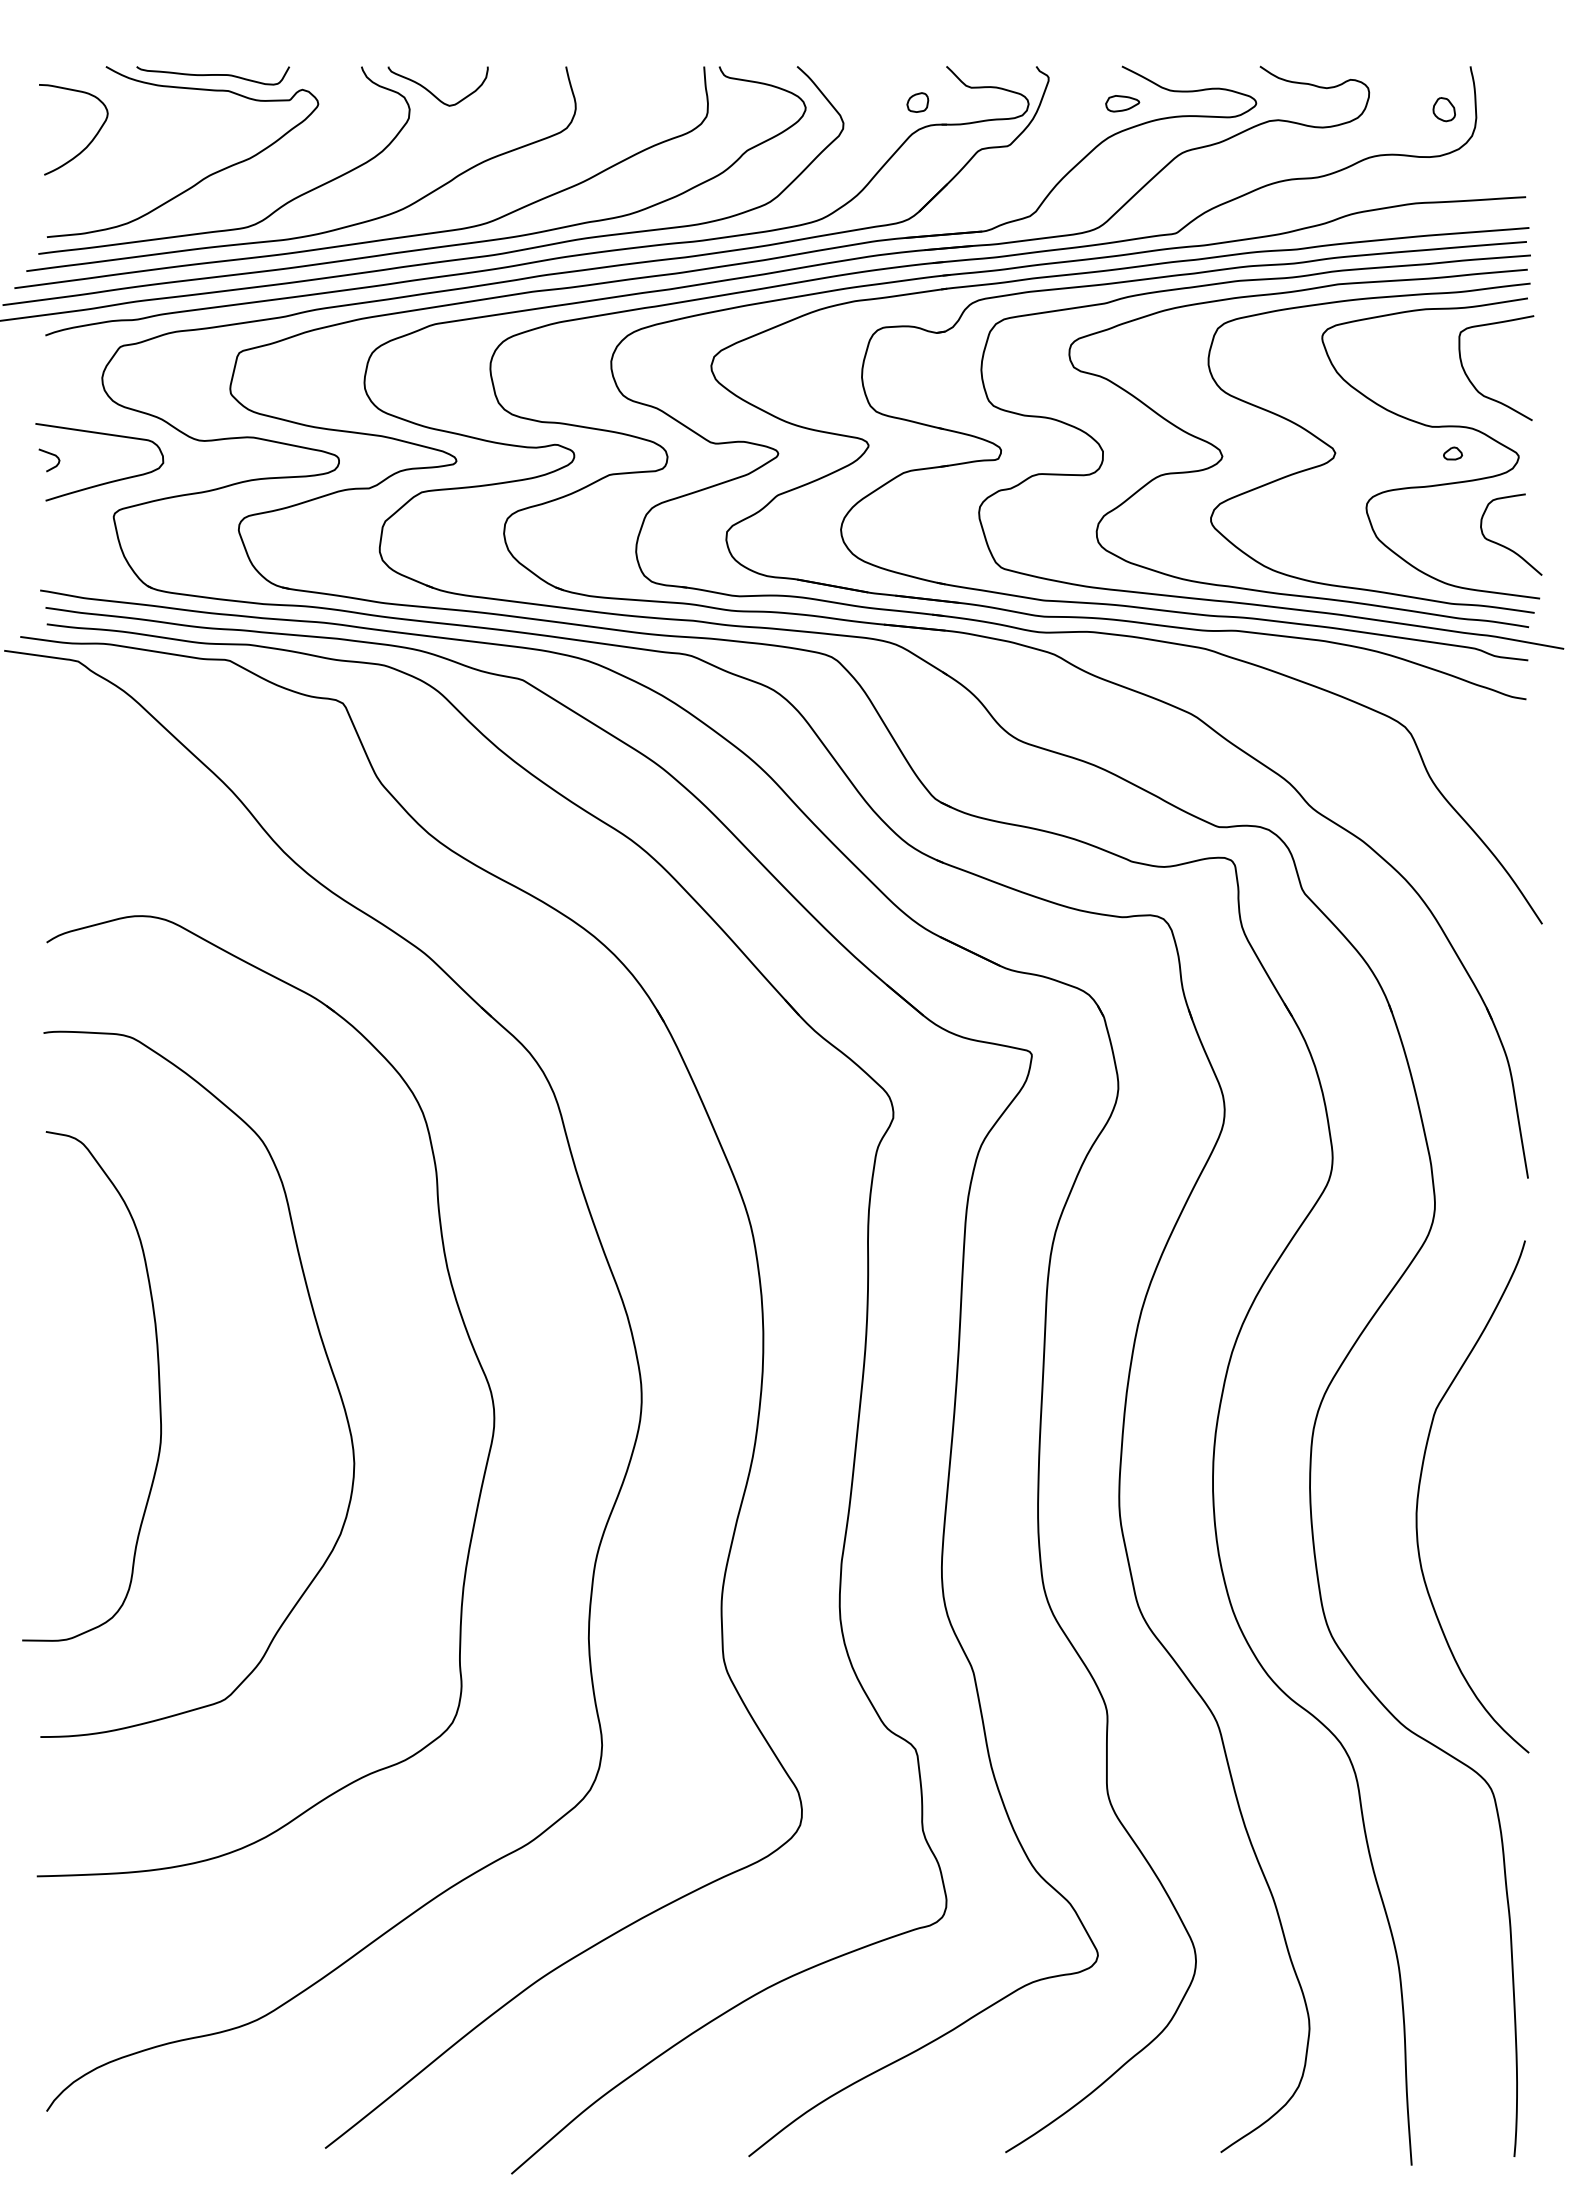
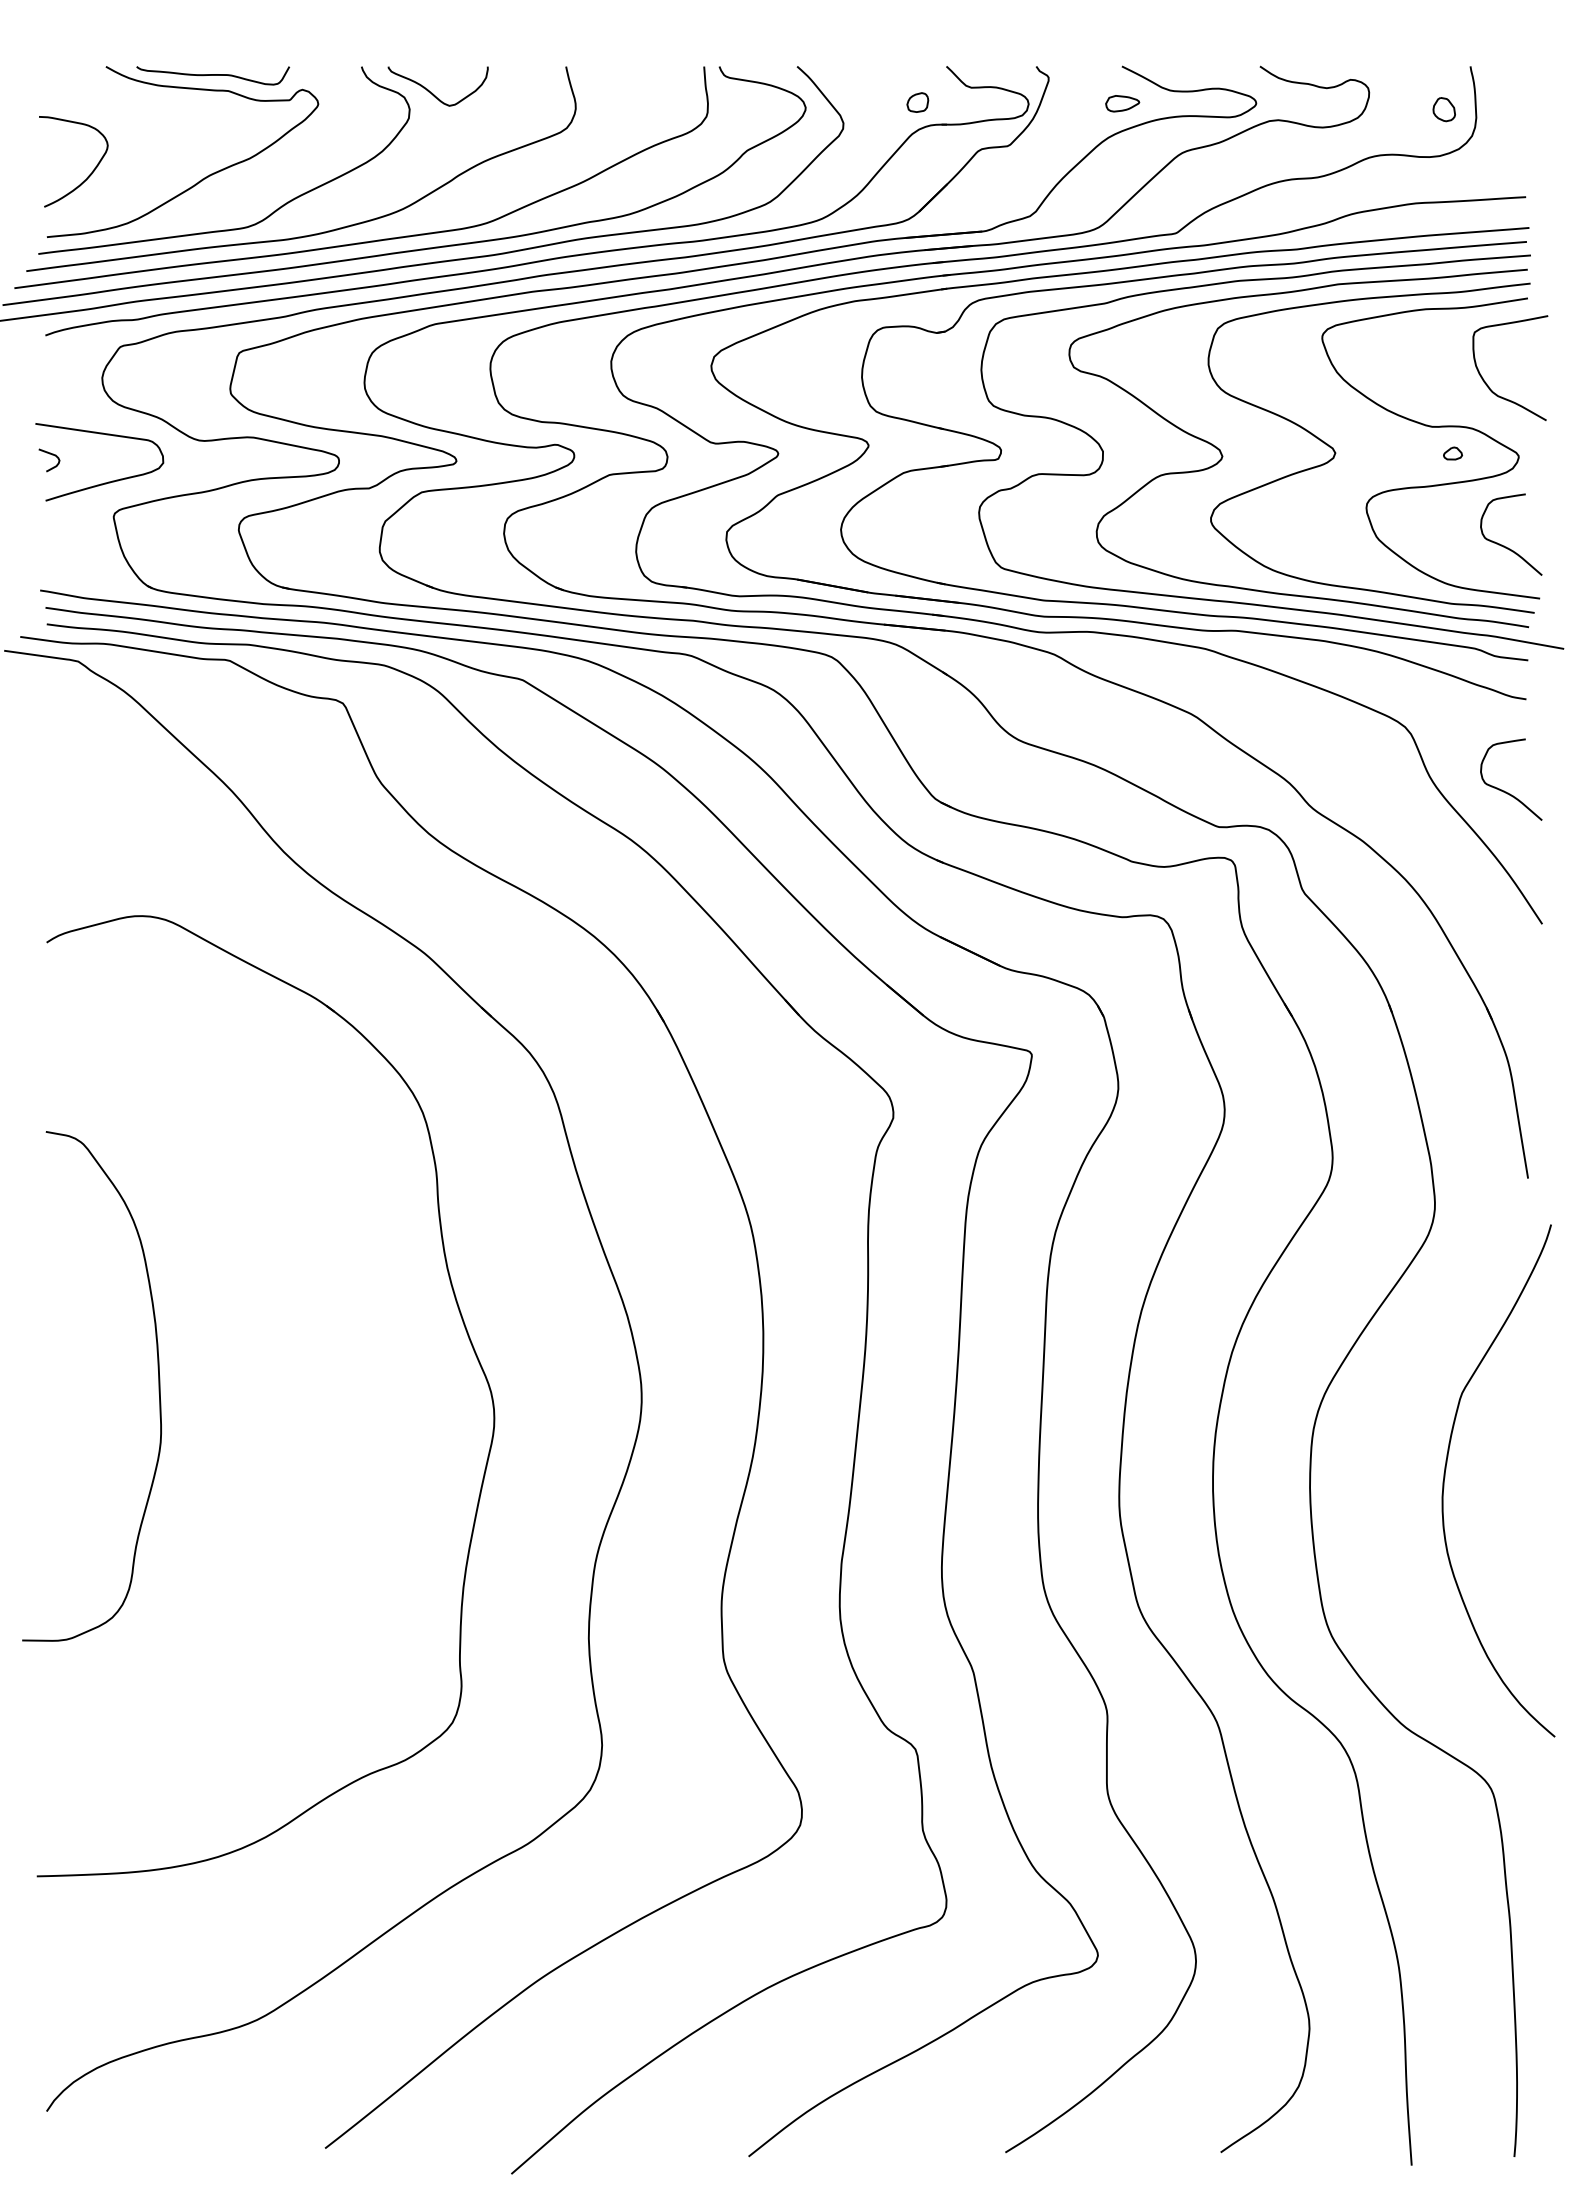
curve position: (88, 143) -> (88, 175) (88, 175)
curve position: (1472, 382) -> (1486, 382) (1486, 382)
curve: none -> present (1506, 791)
curve: present -> none (321, 1342)
curve position: (1419, 1493) -> (1445, 1477) (1445, 1477)
